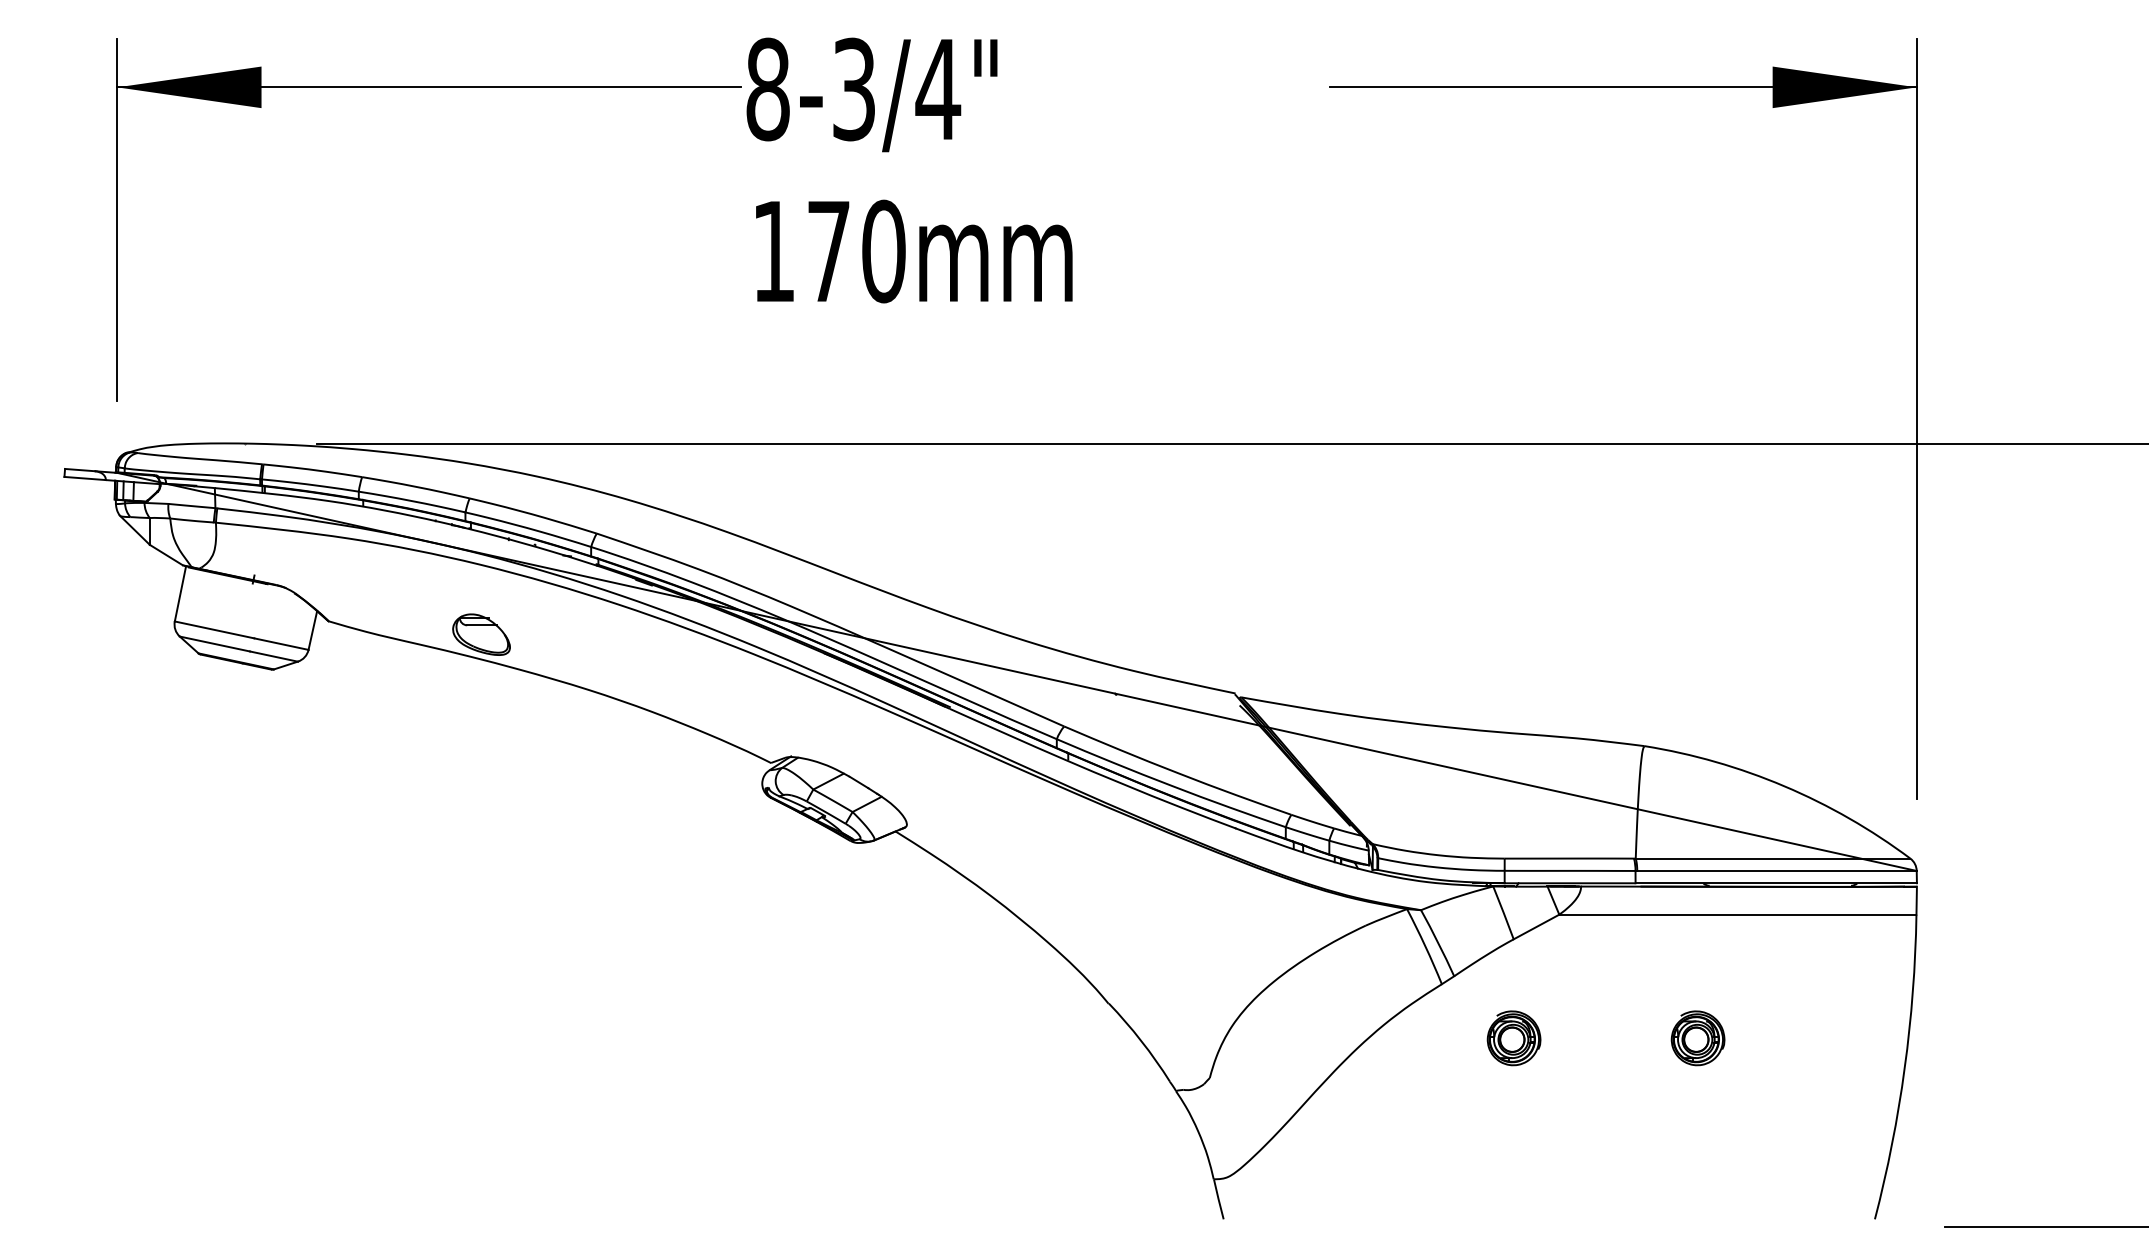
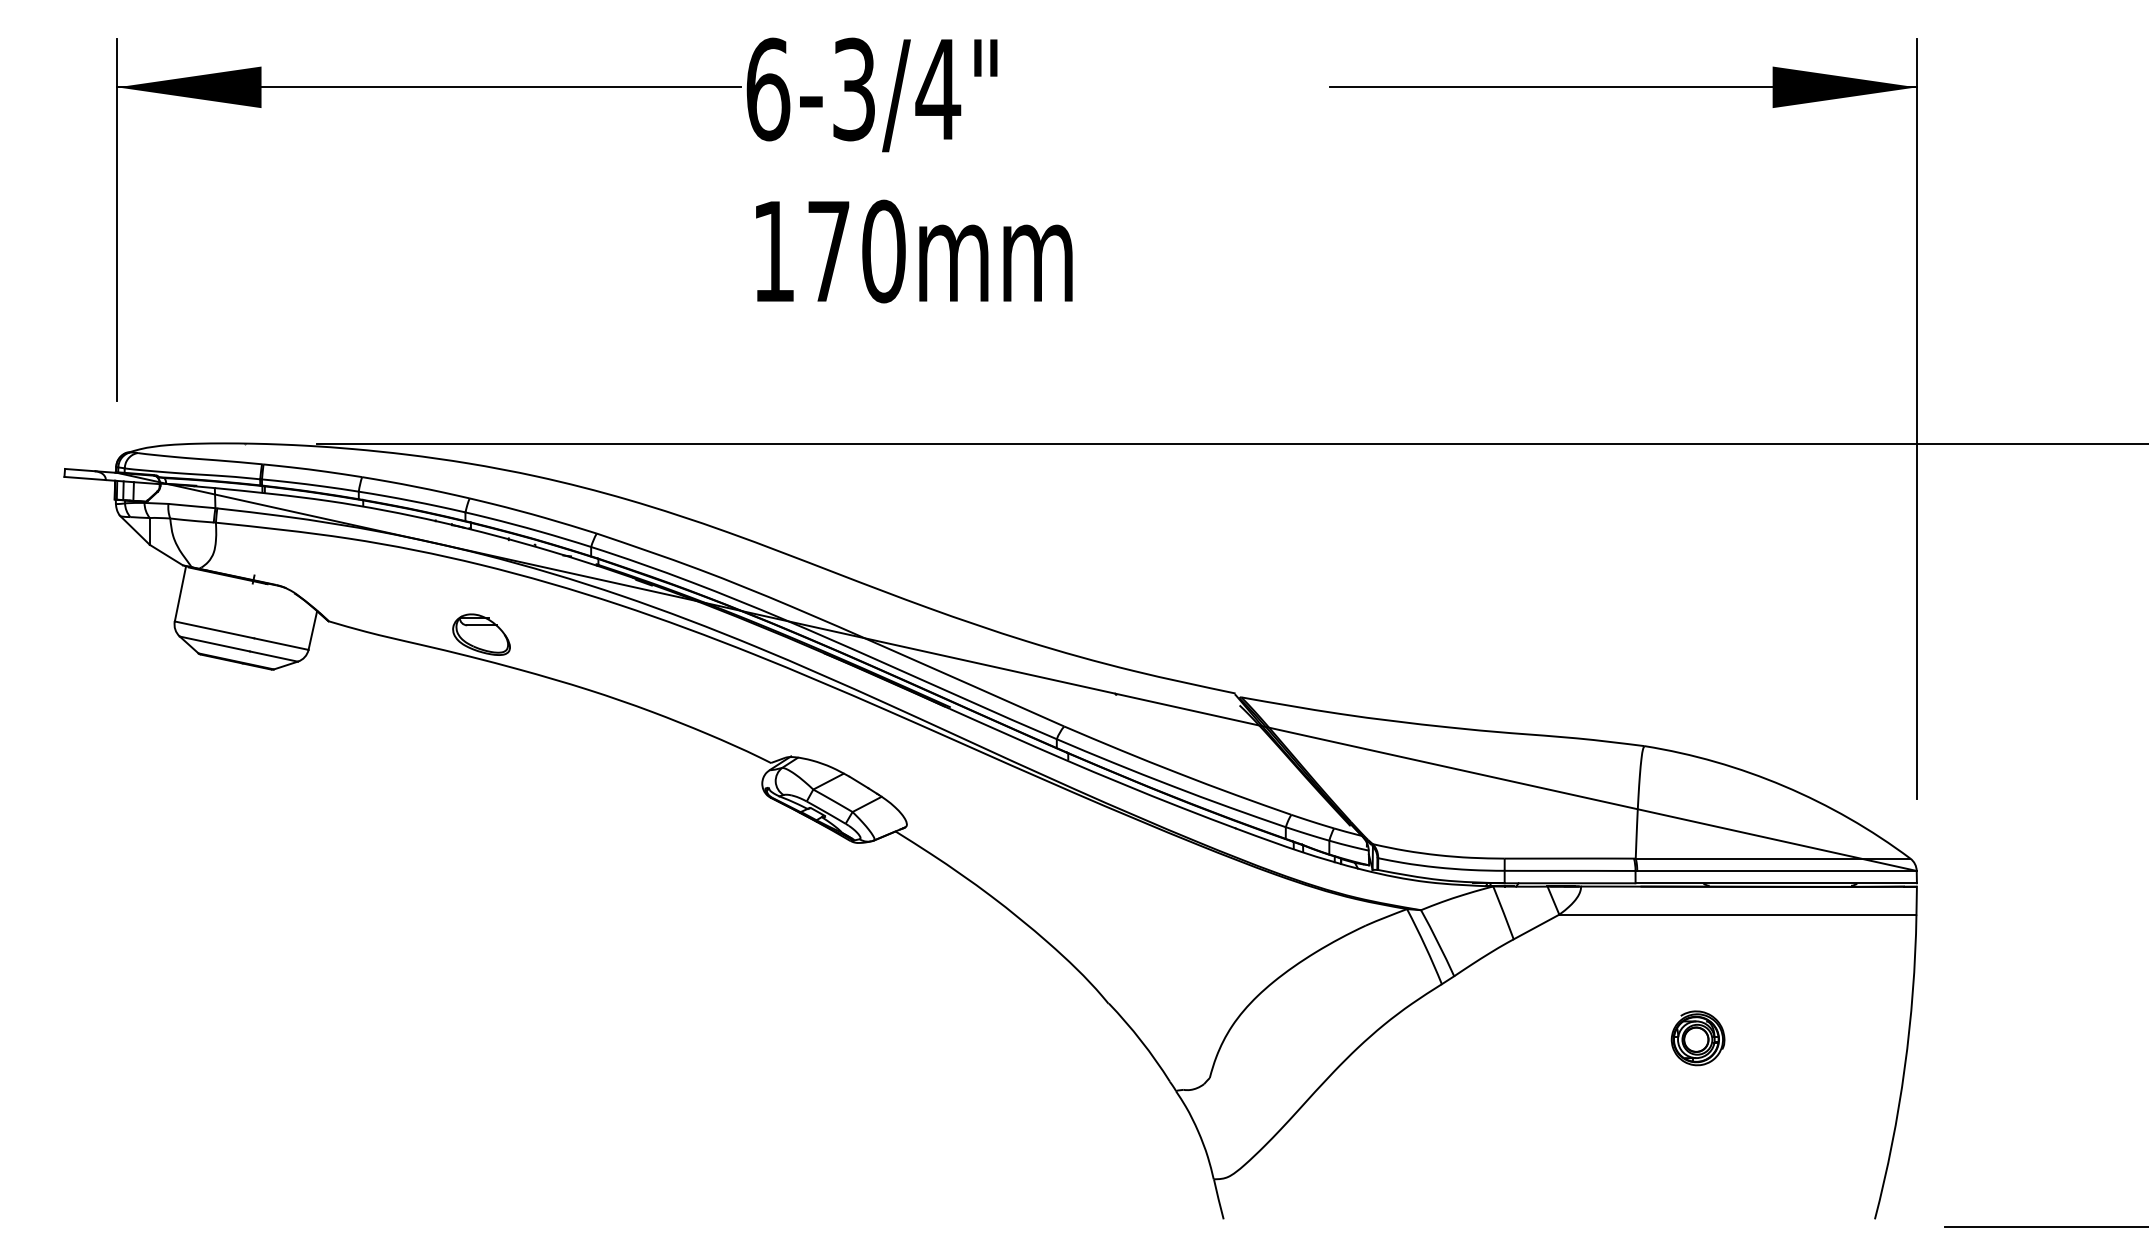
text: 8-3/4" -> 6-3/4" (768, 89)
part: present -> none (1513, 1038)
